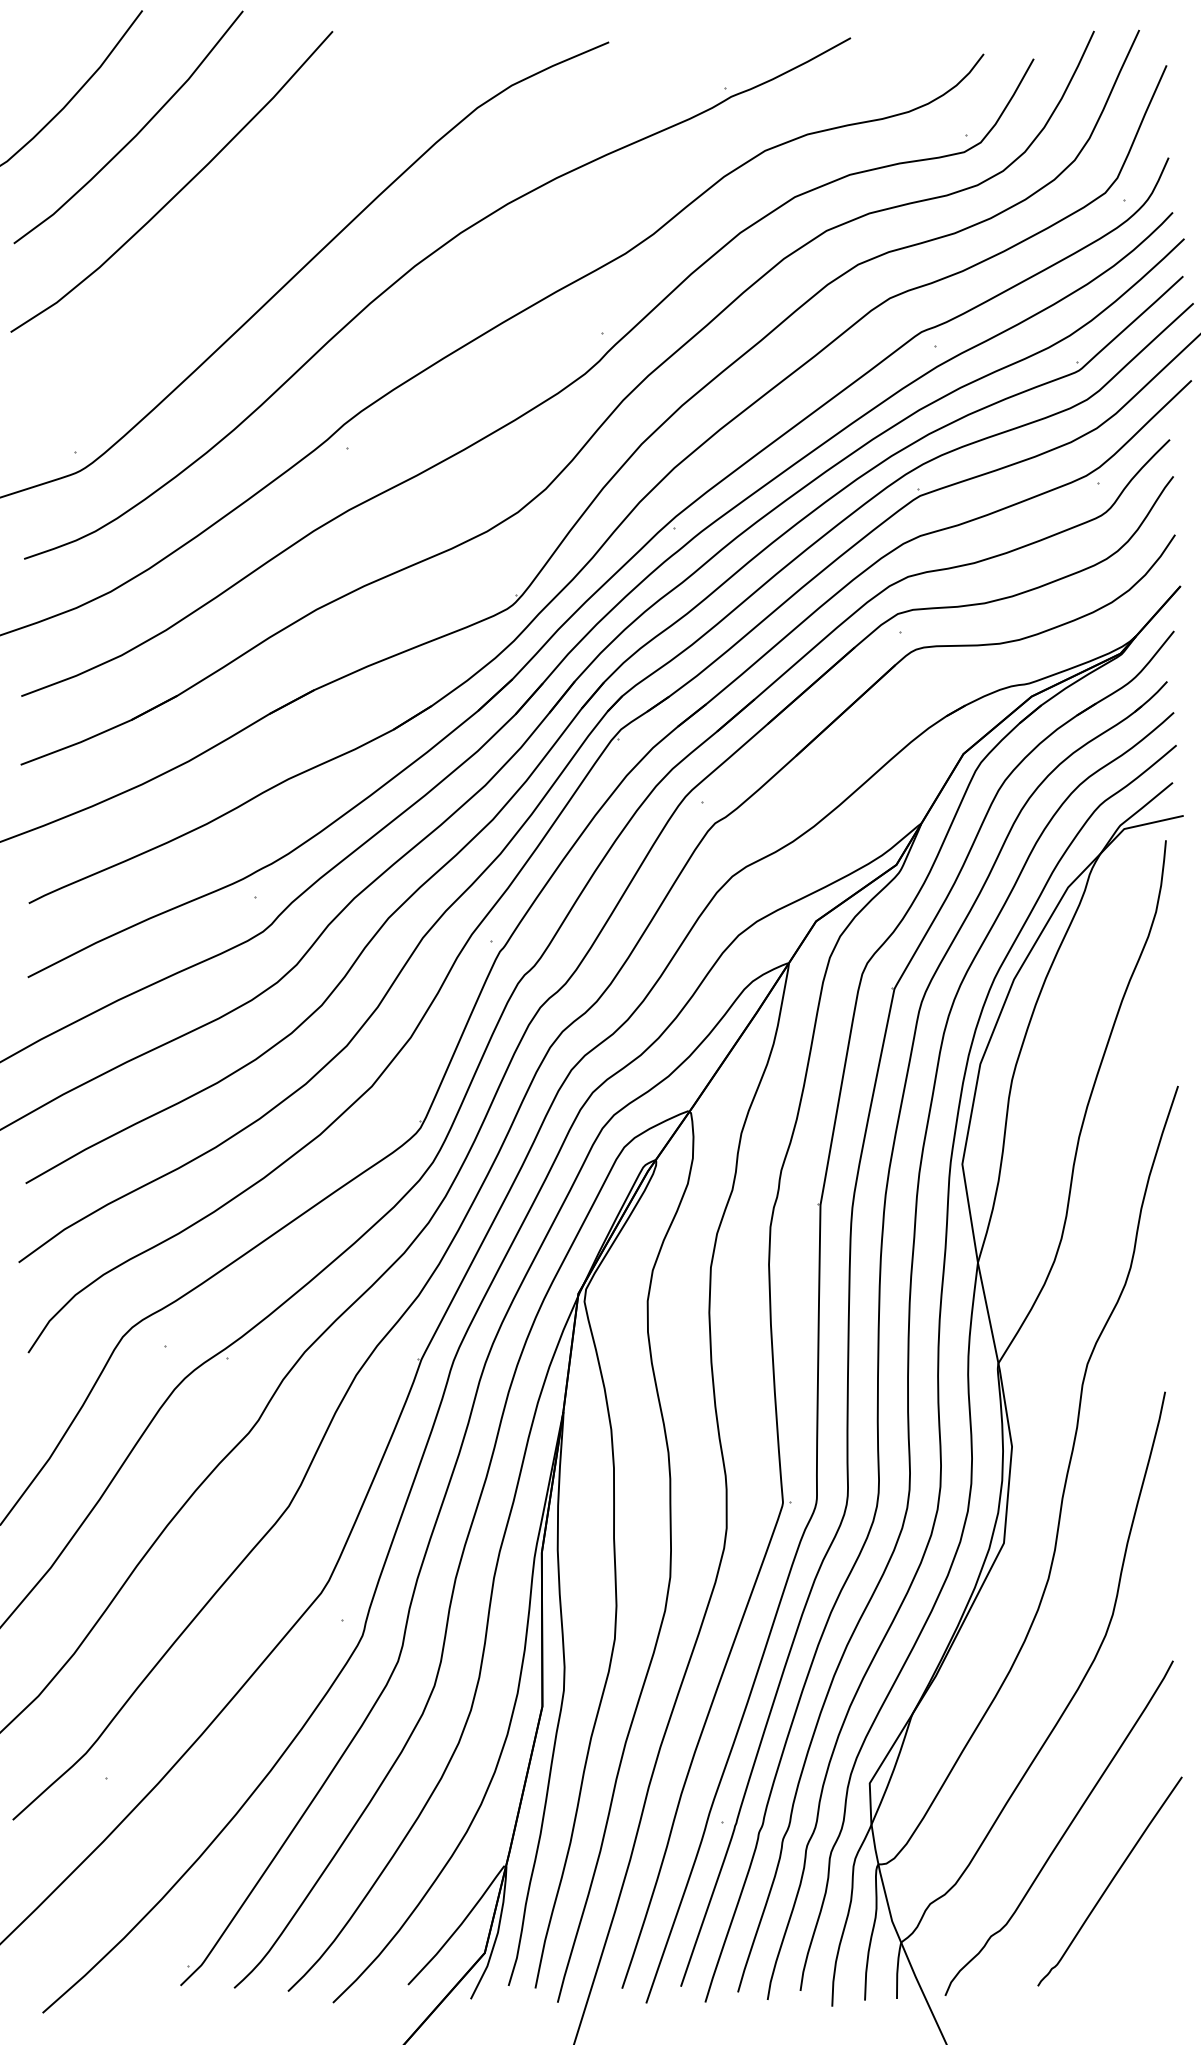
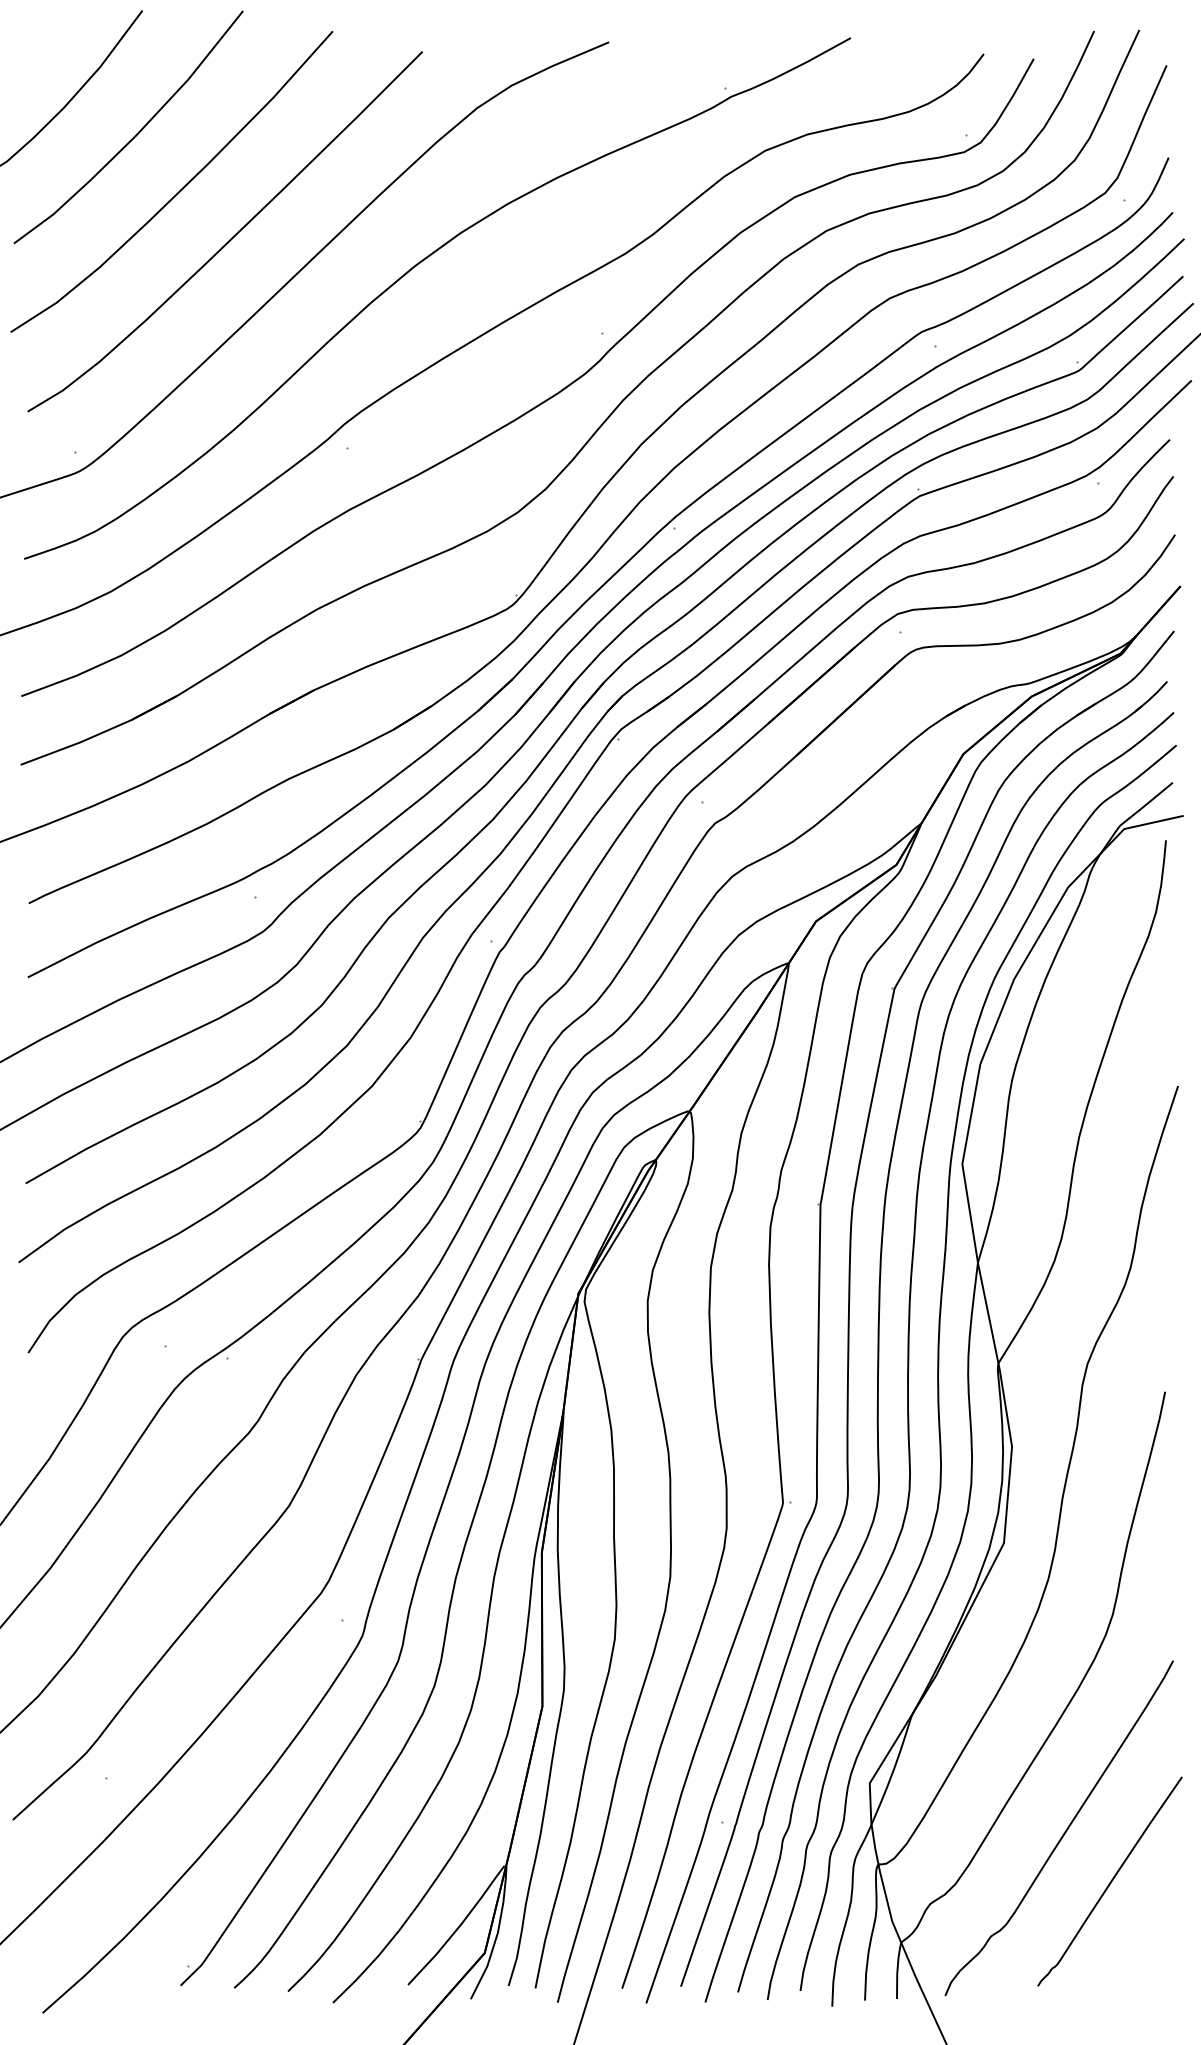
curve: none -> present (231, 237)
